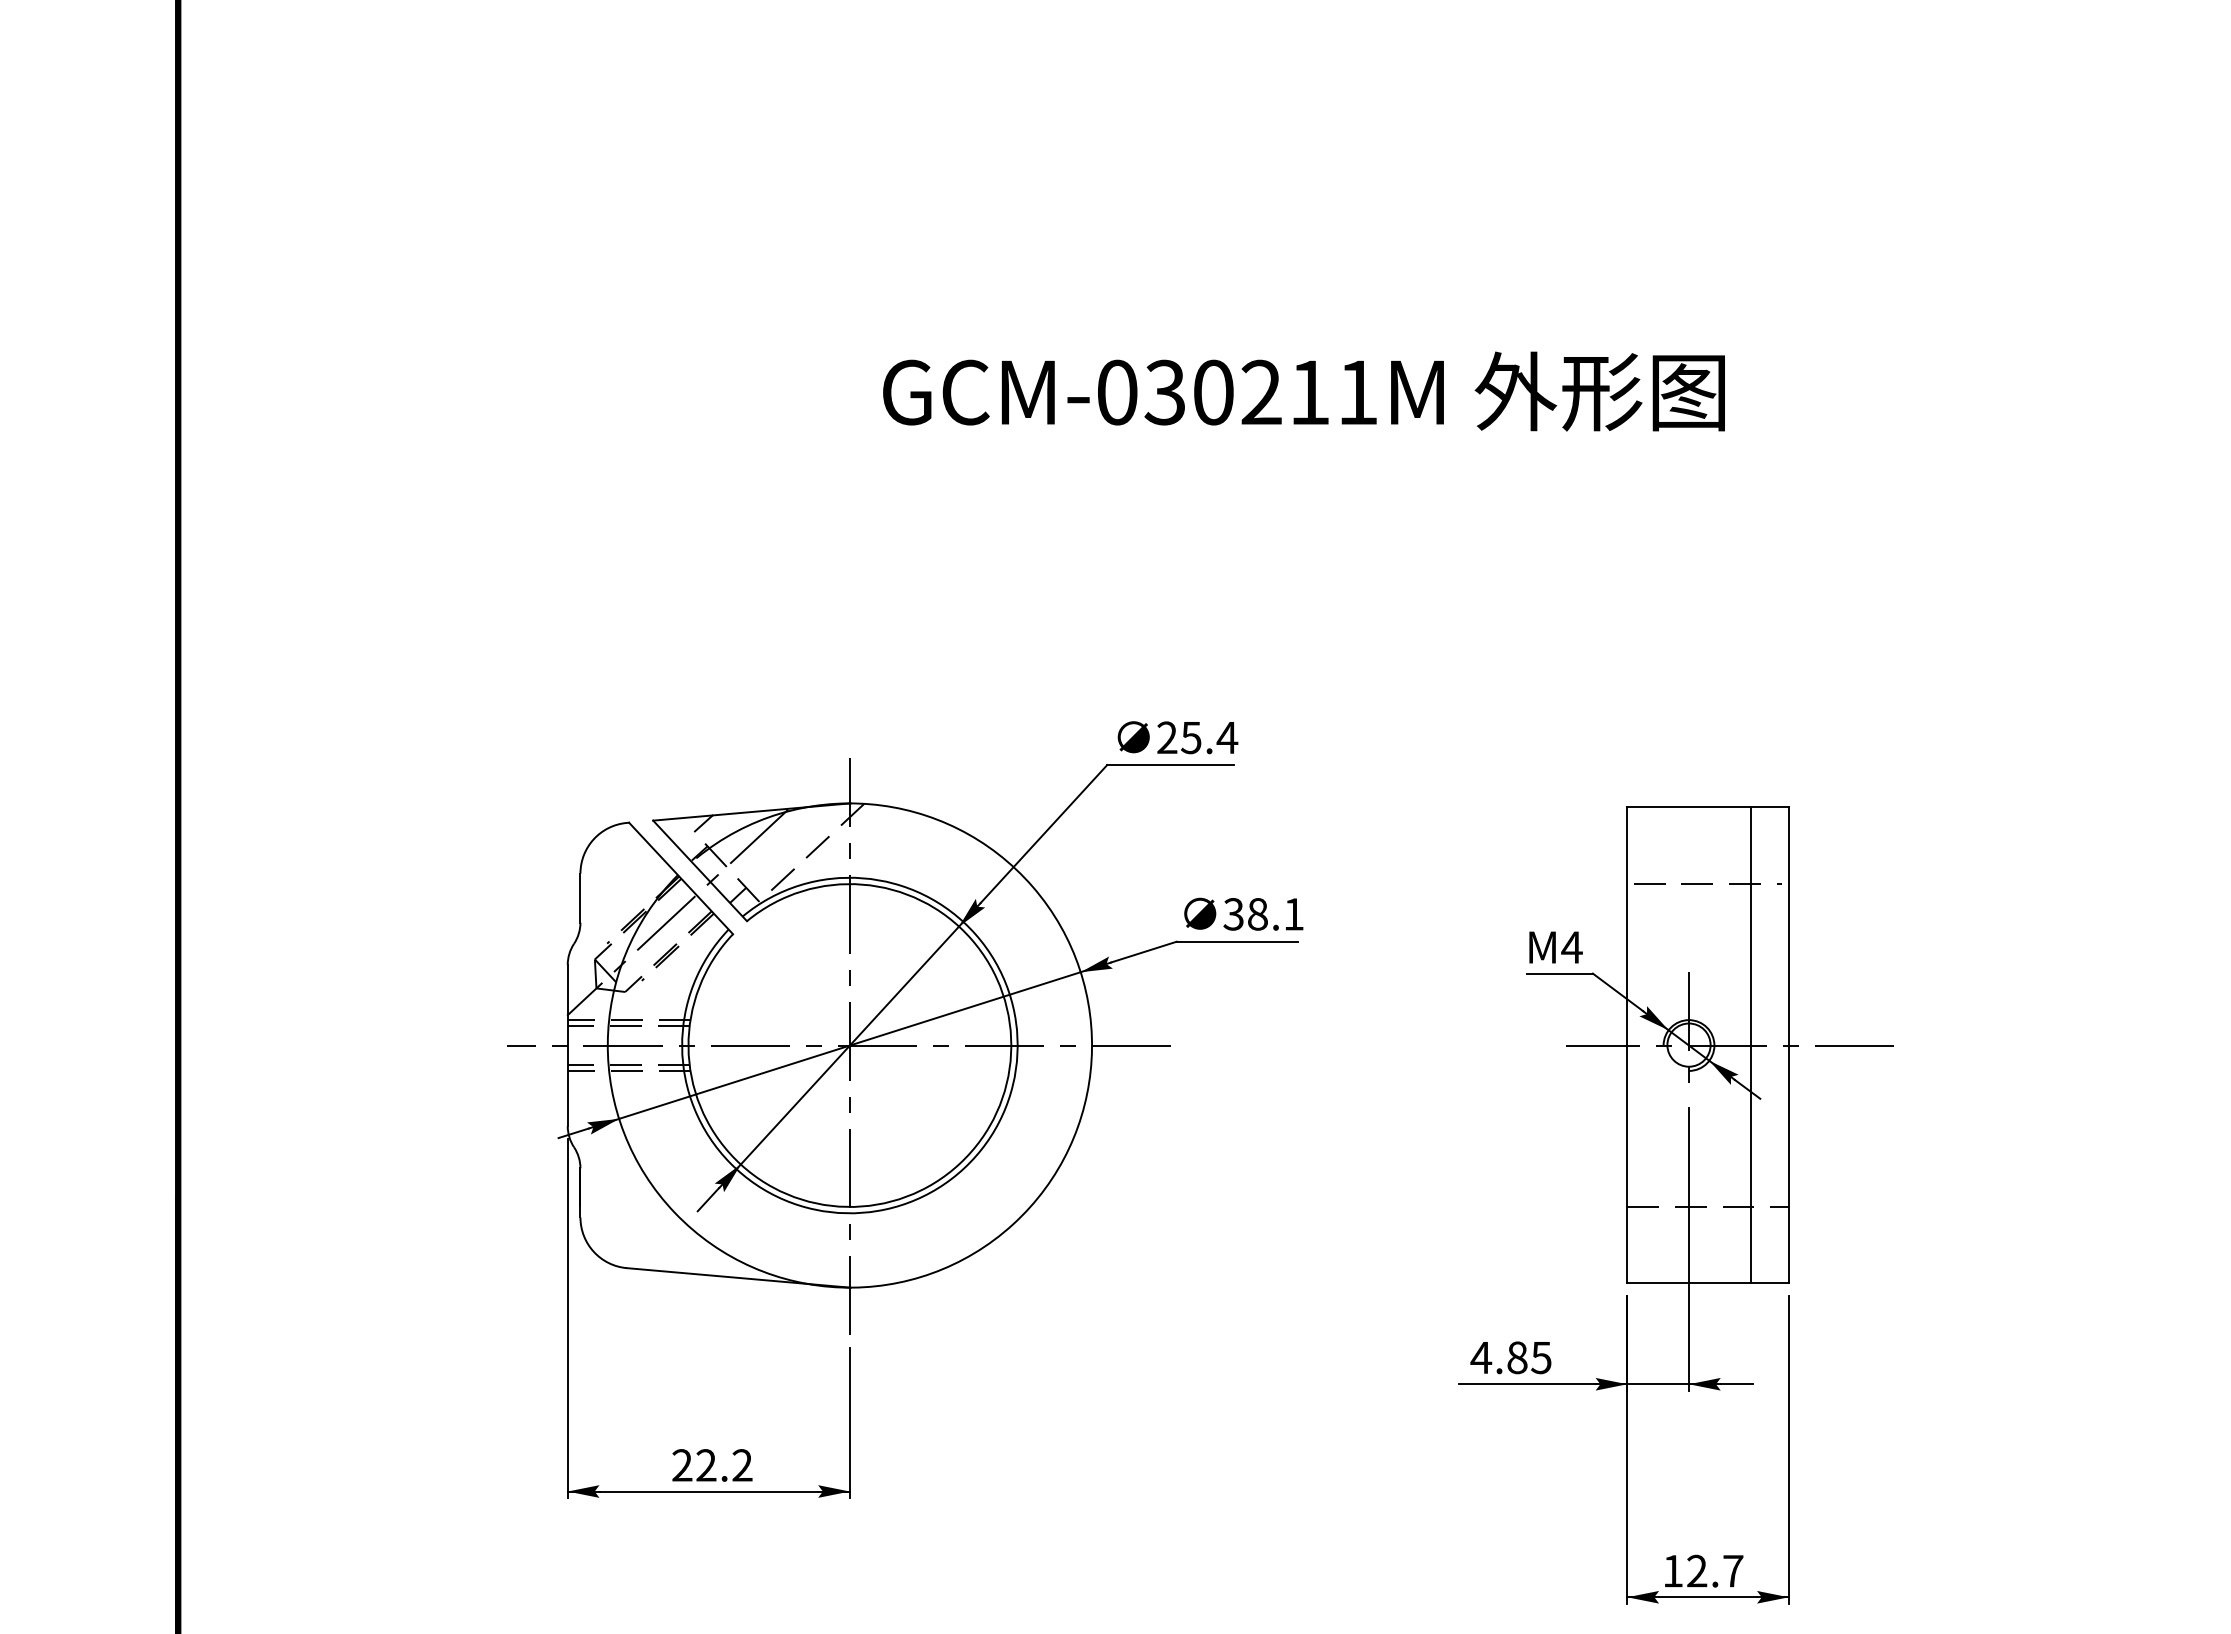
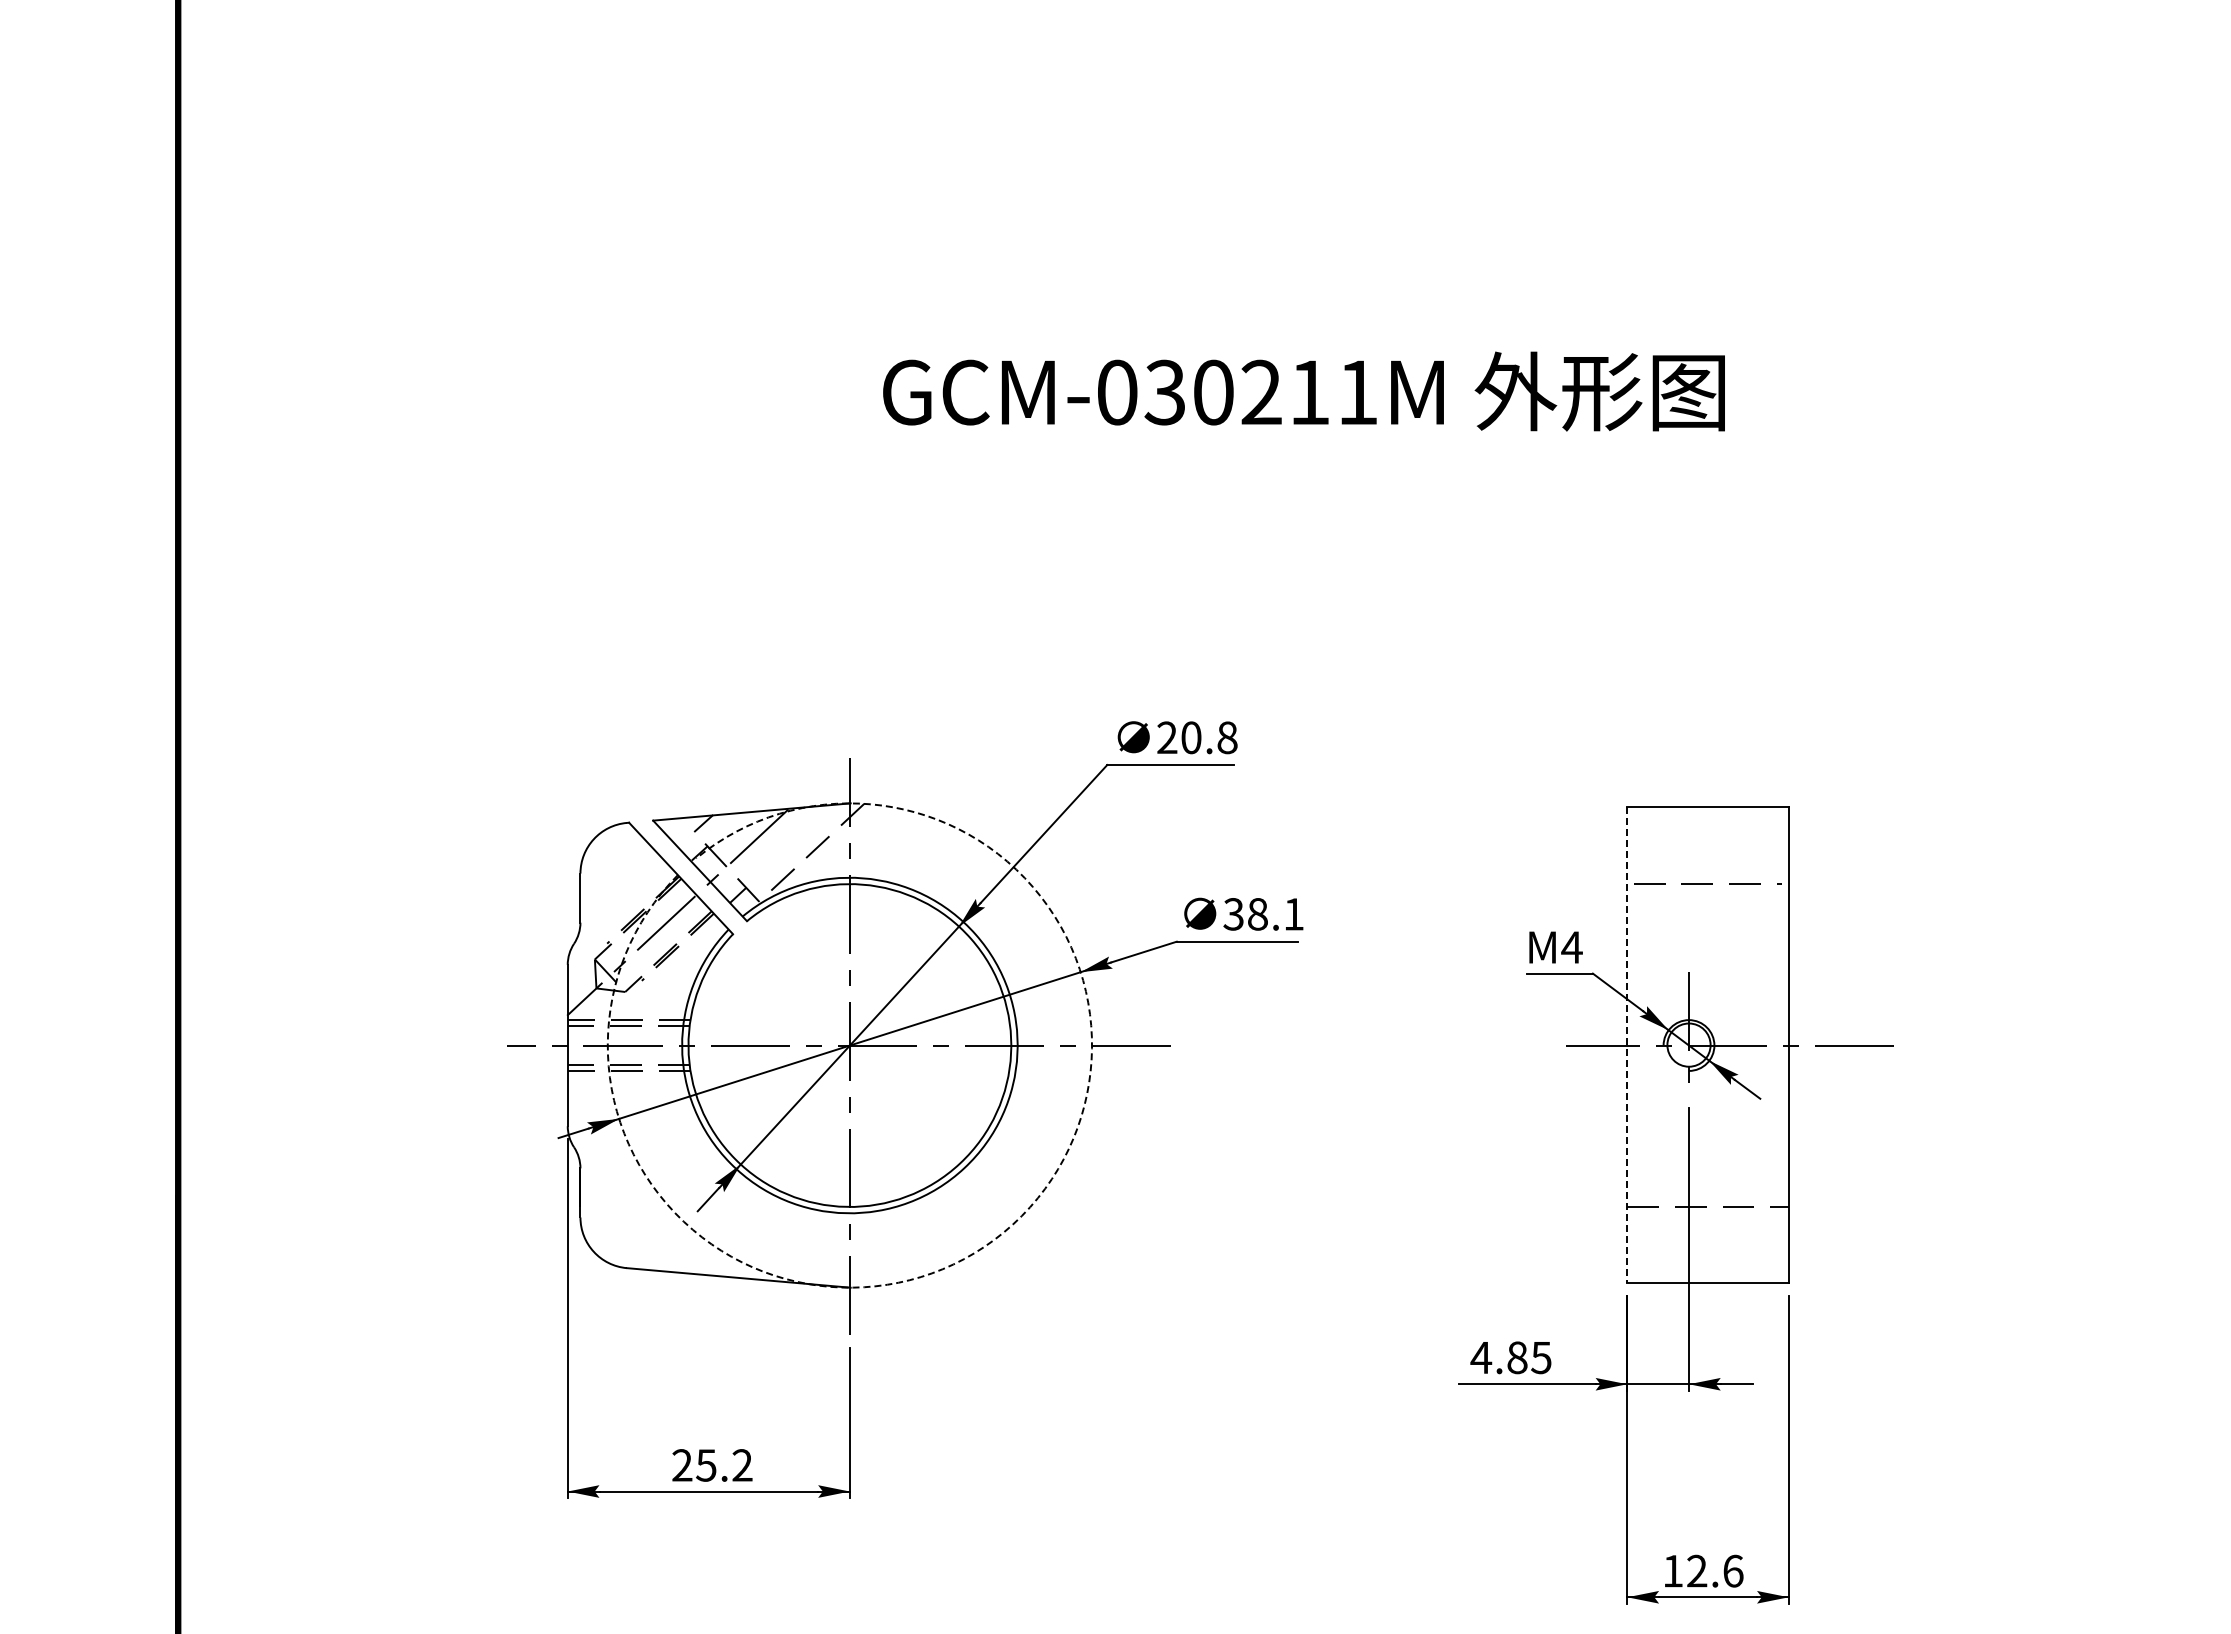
text: 25.4 -> 20.8 (1209, 737)
line: present -> none (1750, 1044)
line: solid -> dashed (1627, 1045)
arc: solid -> dashed (1012, 1224)
text: 22.2 -> 25.2 (706, 1465)
text: 12.7 -> 12.6 (1733, 1570)
